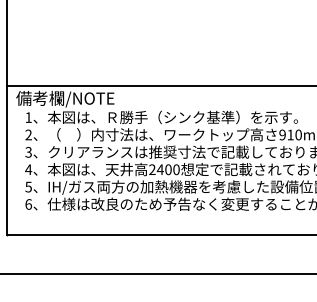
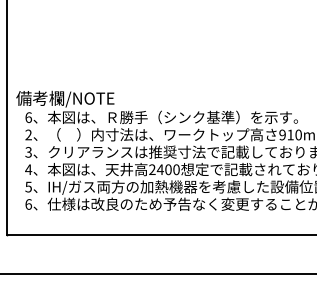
line: present -> none (160, 86)
text: 1 -> 6 (28, 117)
